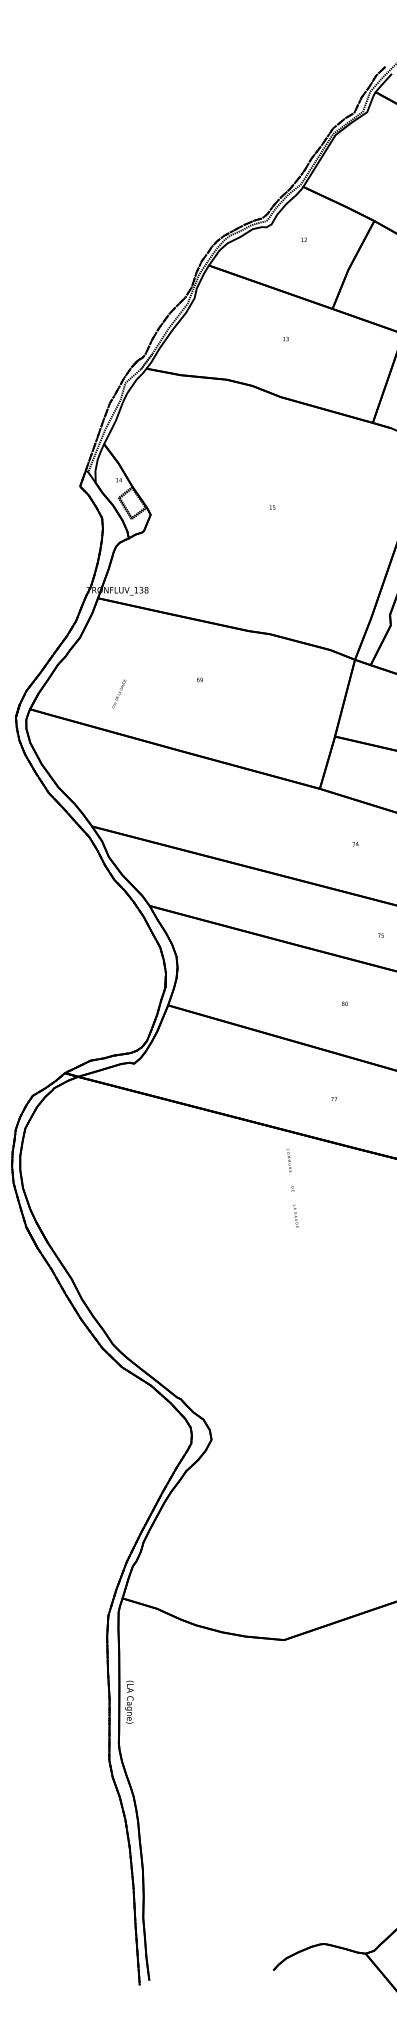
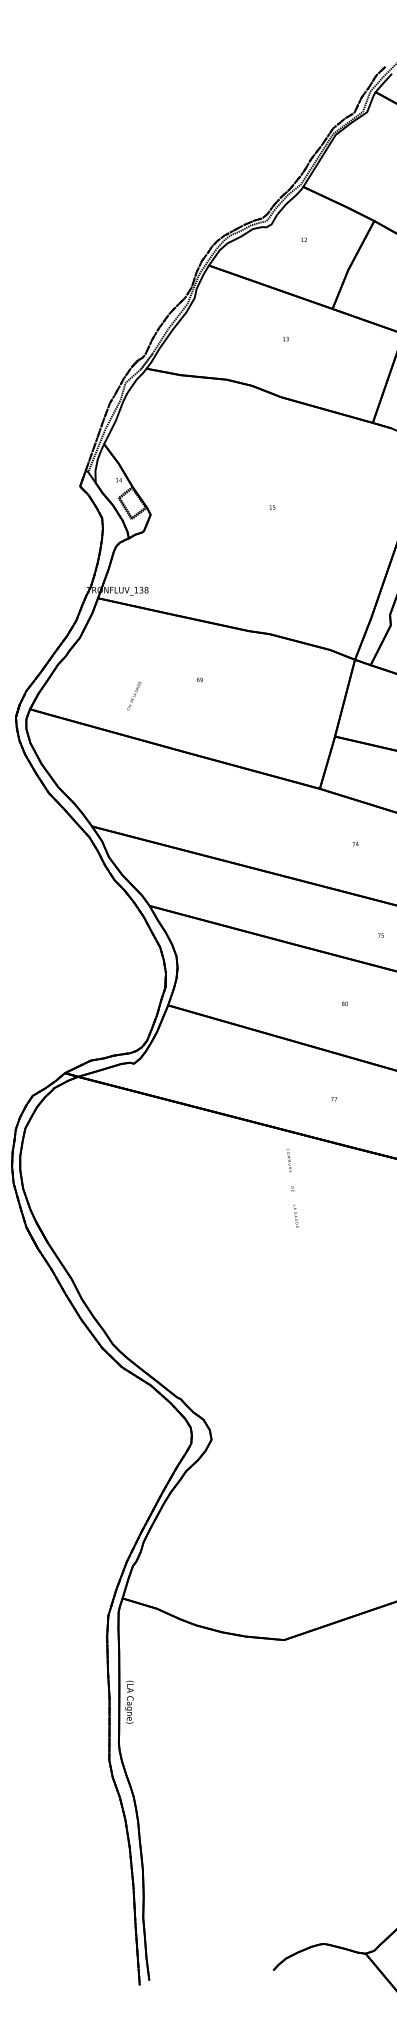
text position: (119, 693) -> (134, 695) (134, 695)
